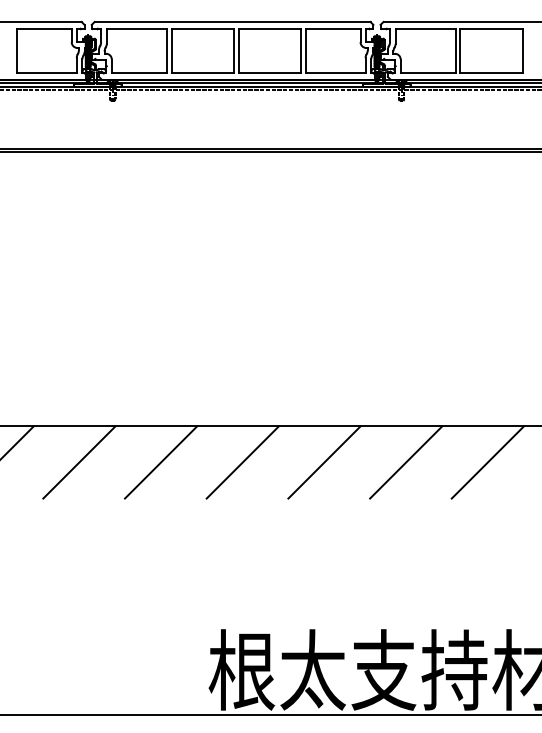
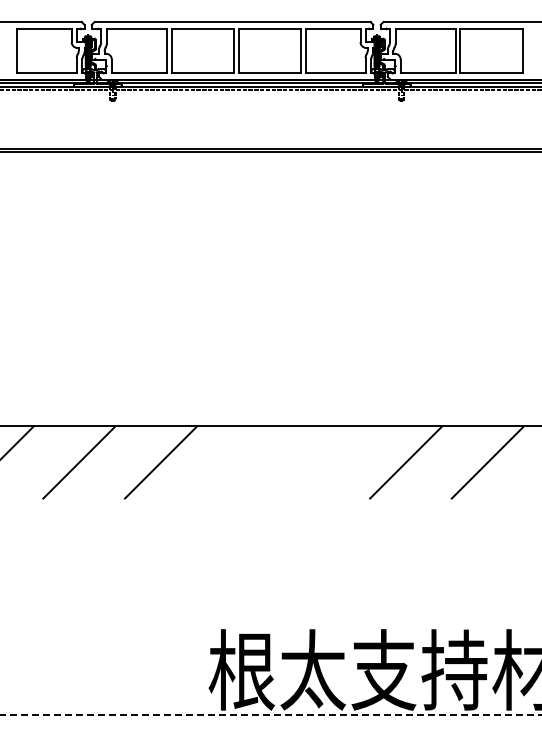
line: present -> none (242, 462)
line: present -> none (324, 462)
line: solid -> dashed (271, 715)
